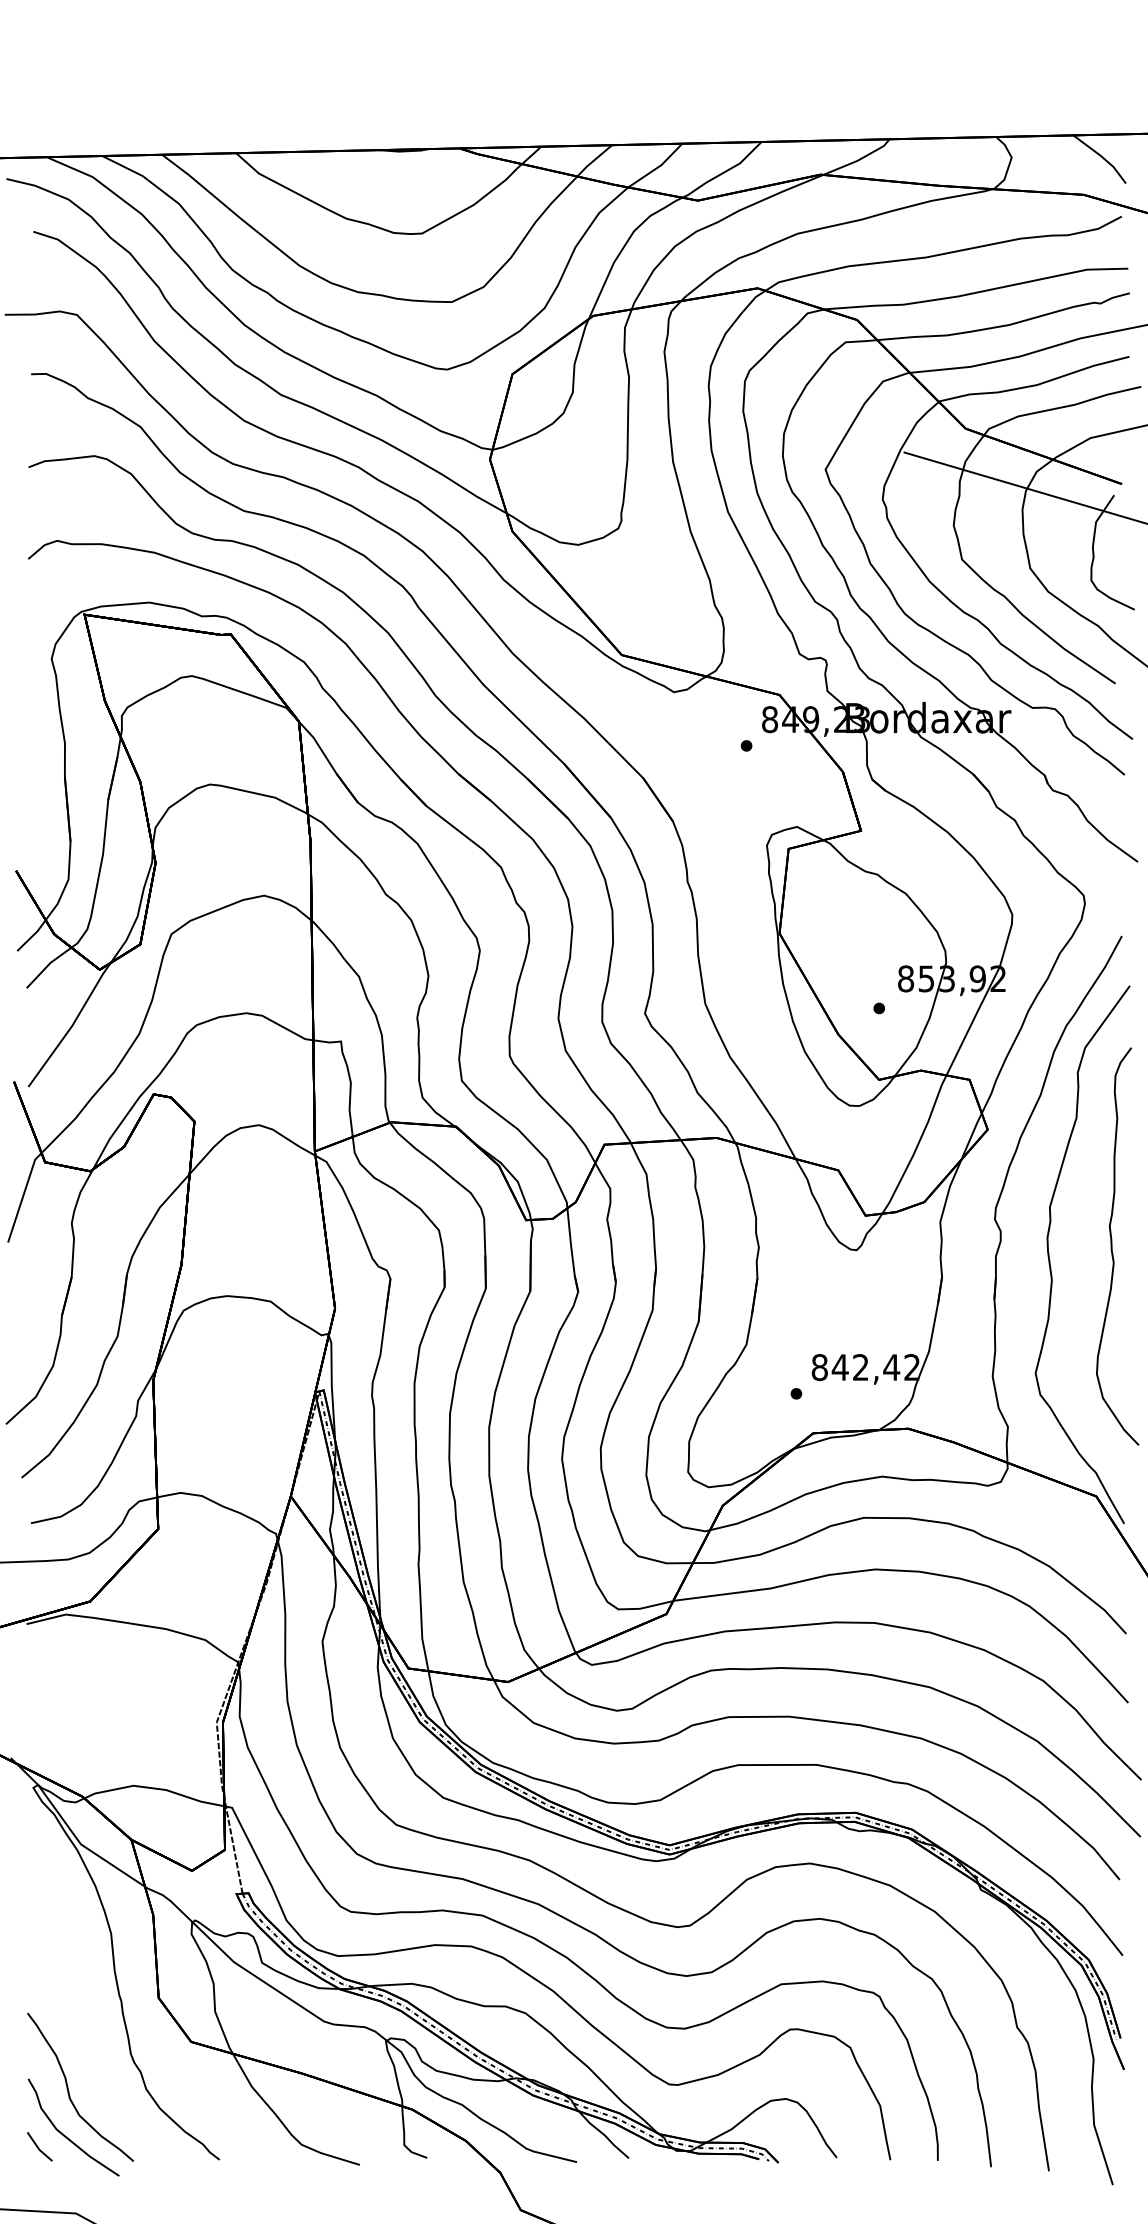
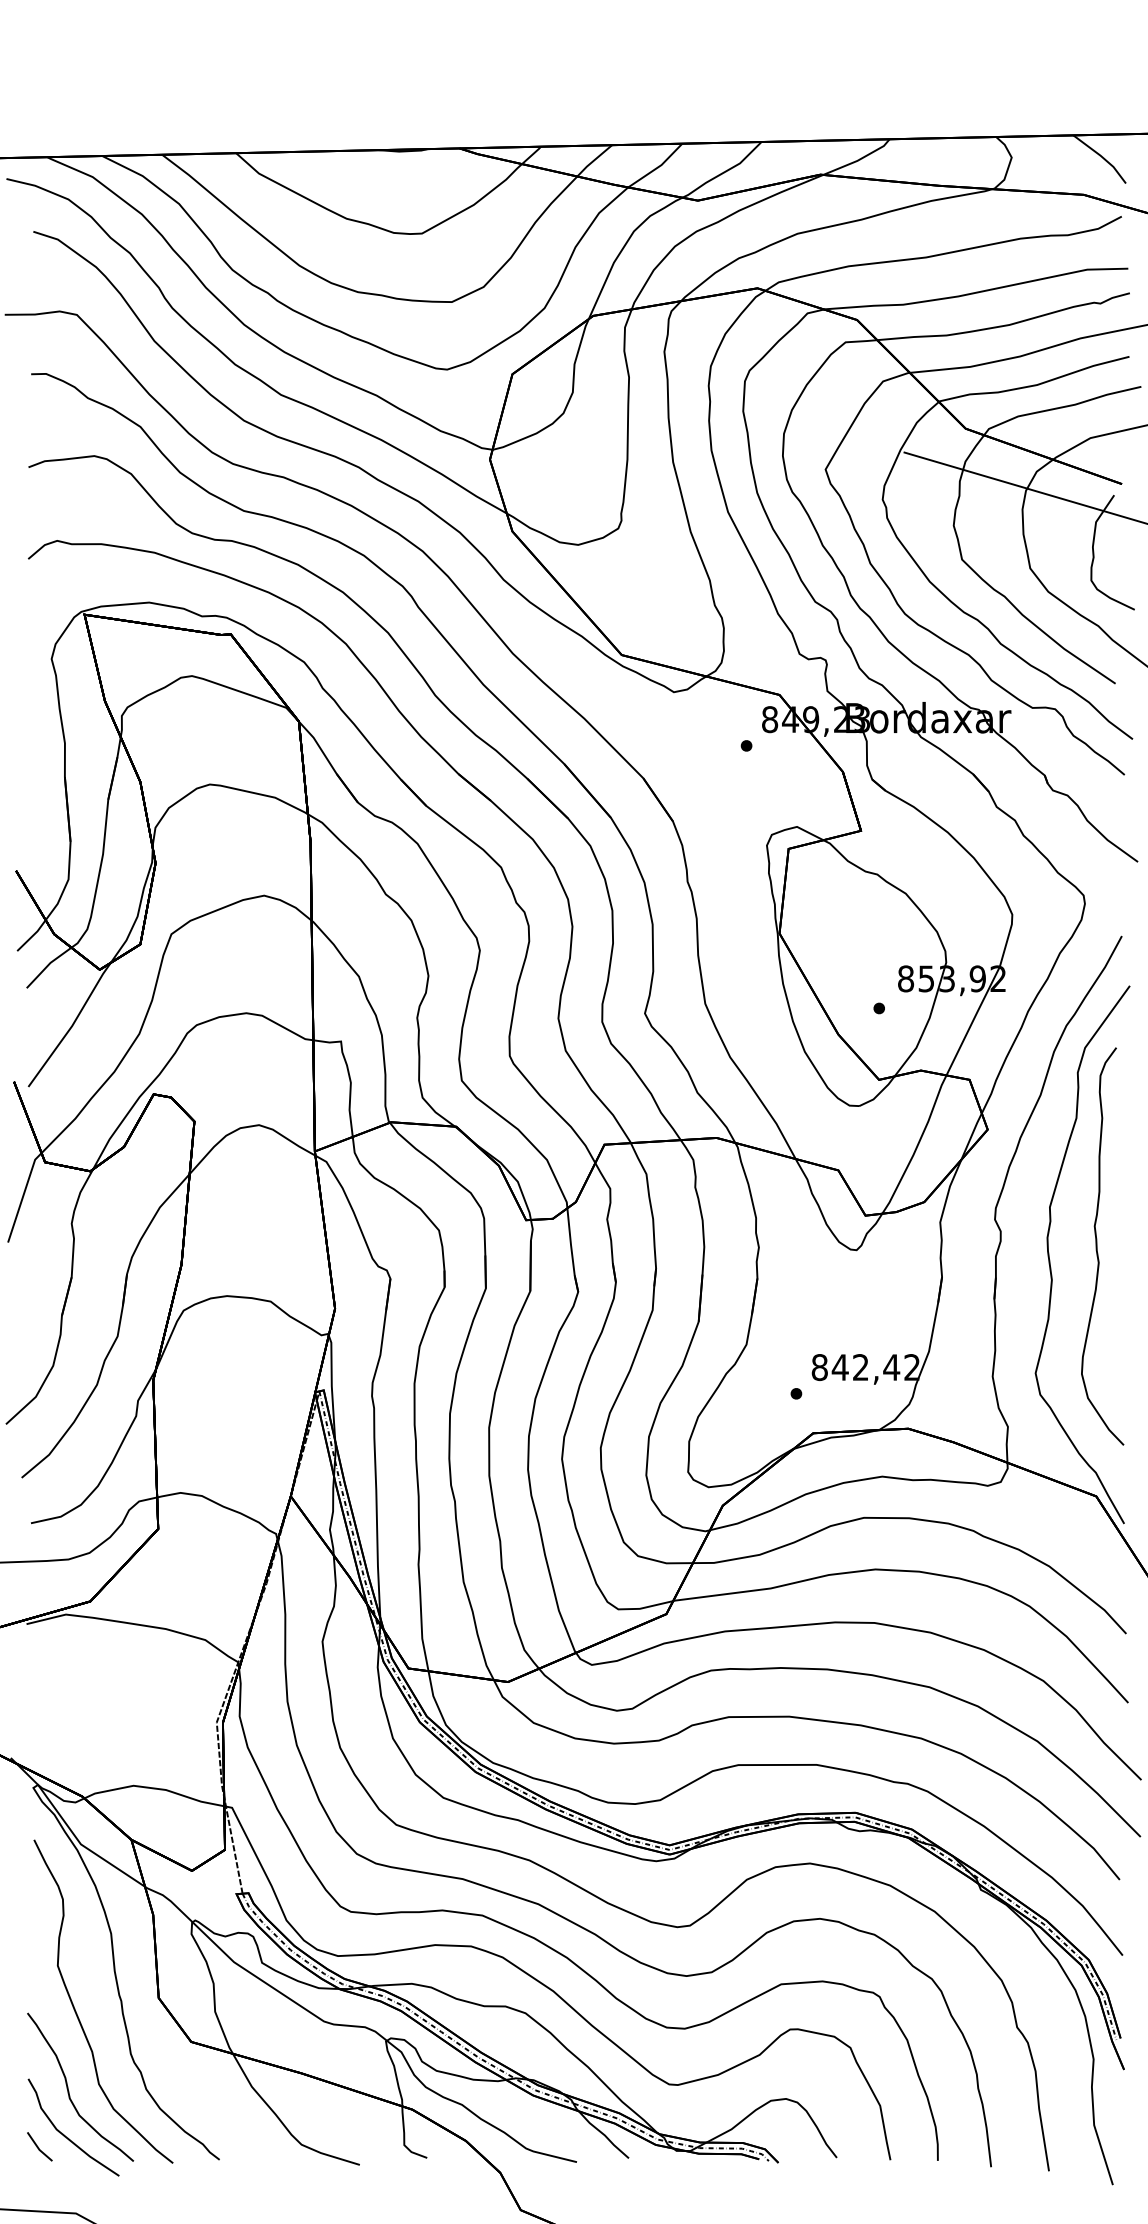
curve position: (1112, 1246) -> (1097, 1246) (1097, 1246)
curve: none -> present (77, 2013)
